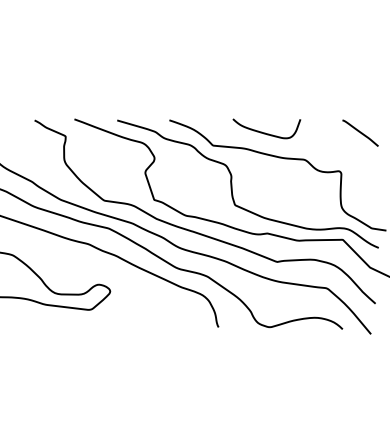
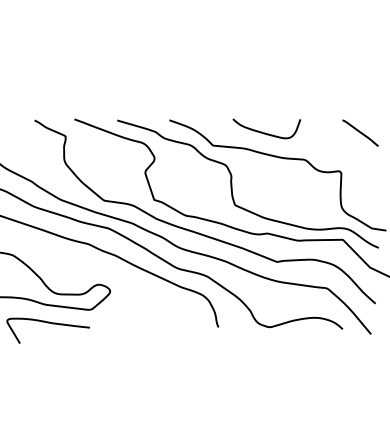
curve: none -> present (47, 323)
